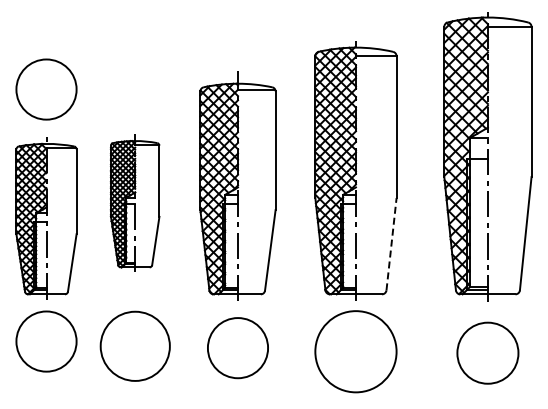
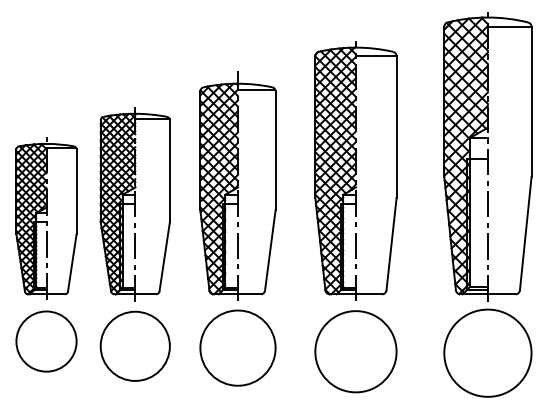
circle: present -> none (46, 89)
part size: 52x138 px -> 72x195 px (134, 204)
line: dashed -> solid (391, 243)
circle diameter: 60 px -> 75 px (237, 347)
circle diameter: 61 px -> 87 px (487, 352)
